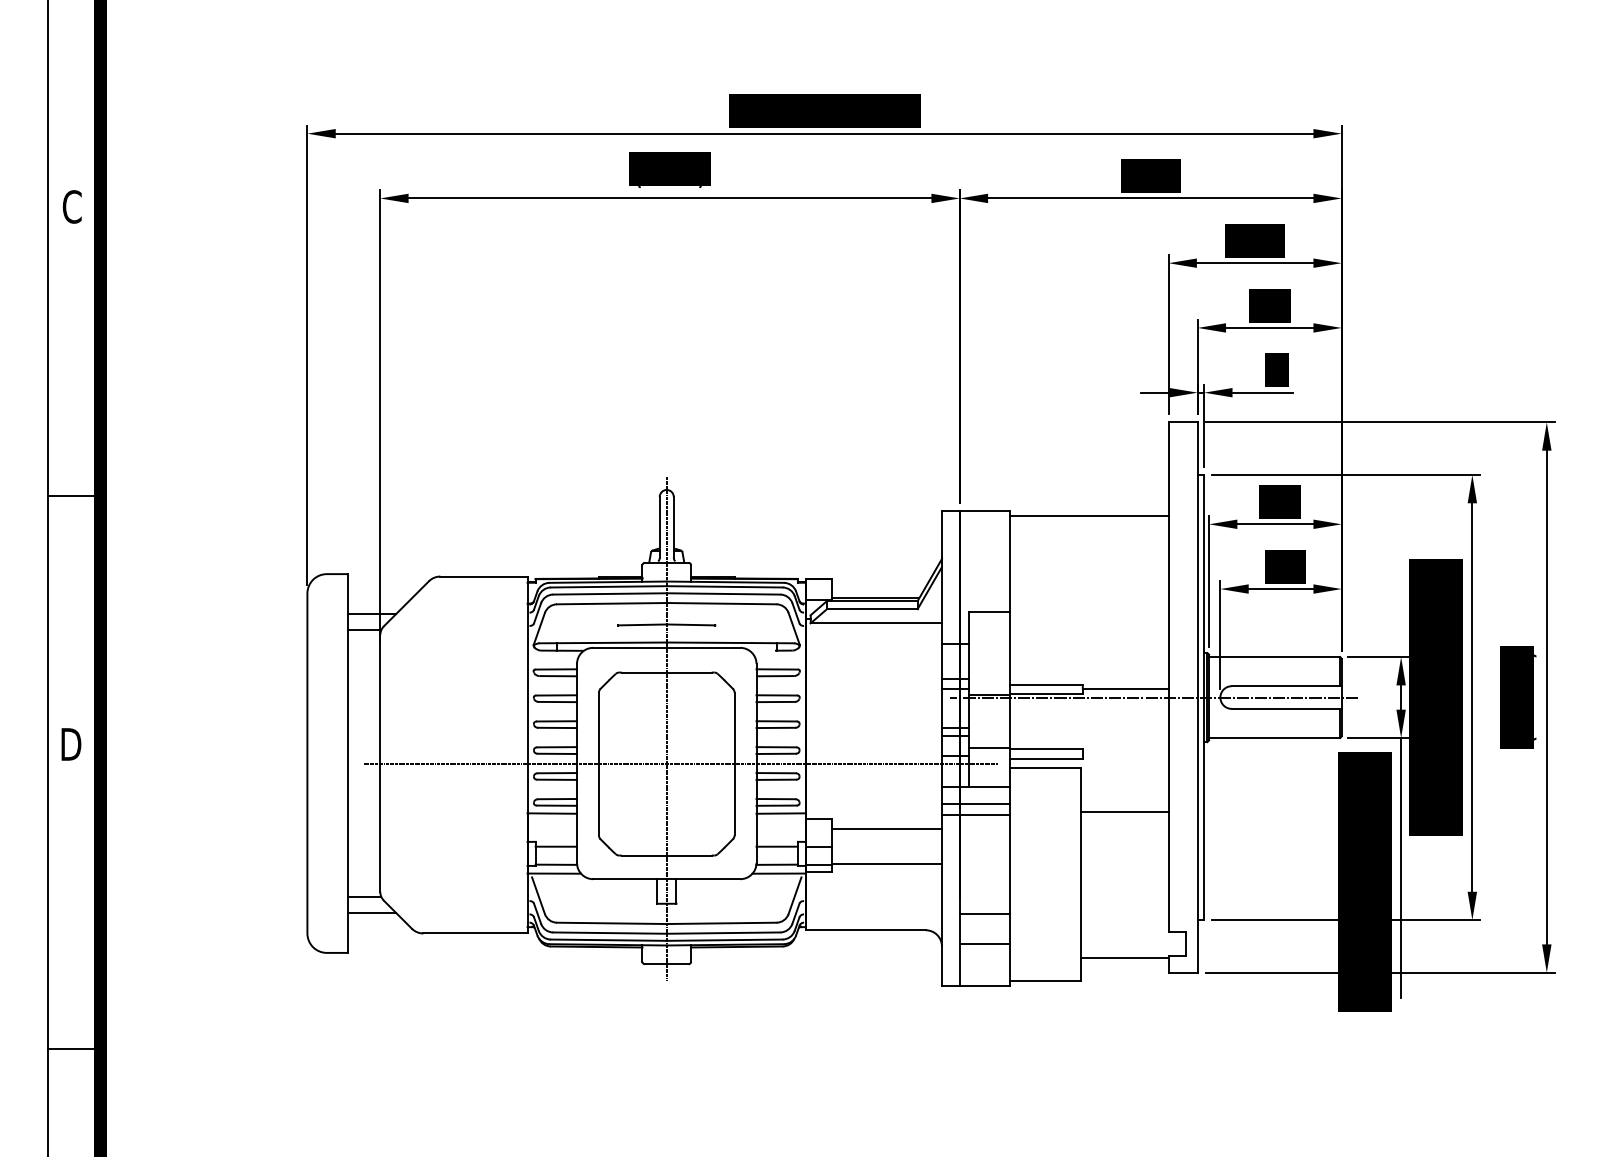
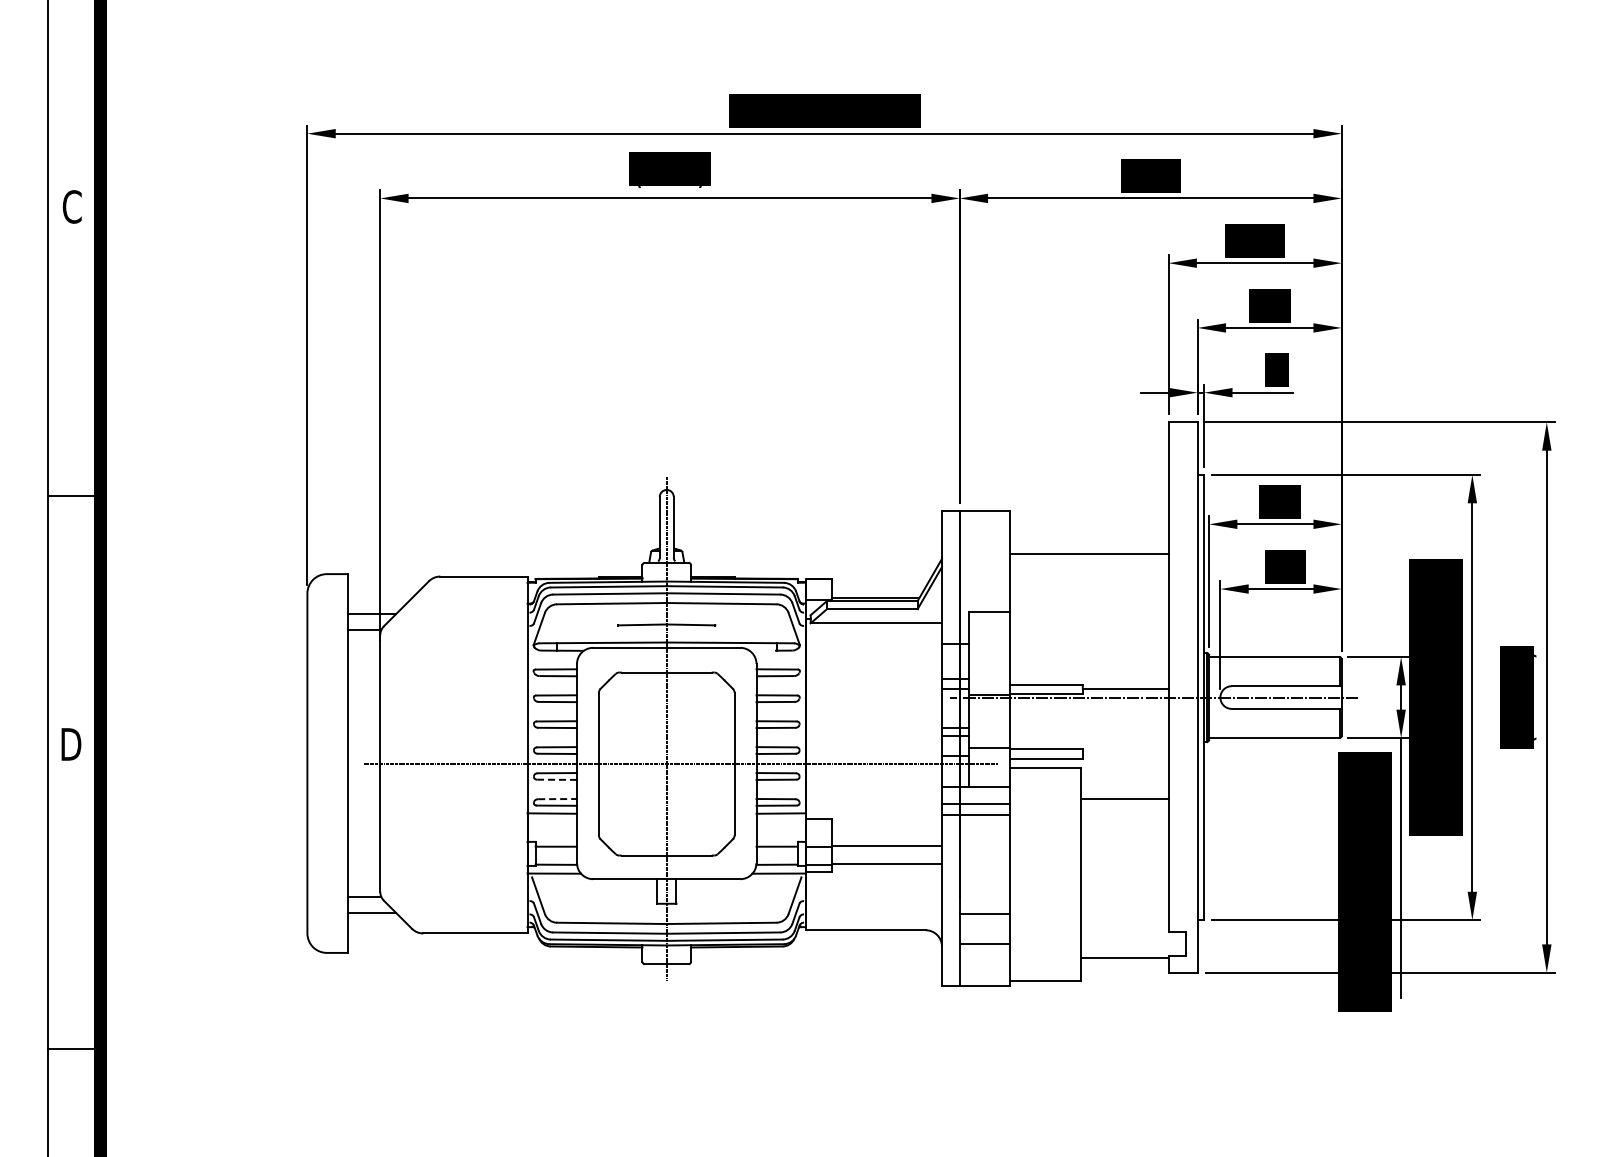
line position: (1088, 516) -> (1088, 554) (1088, 554)
line: solid -> dashed (557, 779)
line: solid -> dashed (558, 799)
line position: (1124, 811) -> (1124, 798) (1124, 798)
line position: (886, 828) -> (886, 845) (886, 845)
